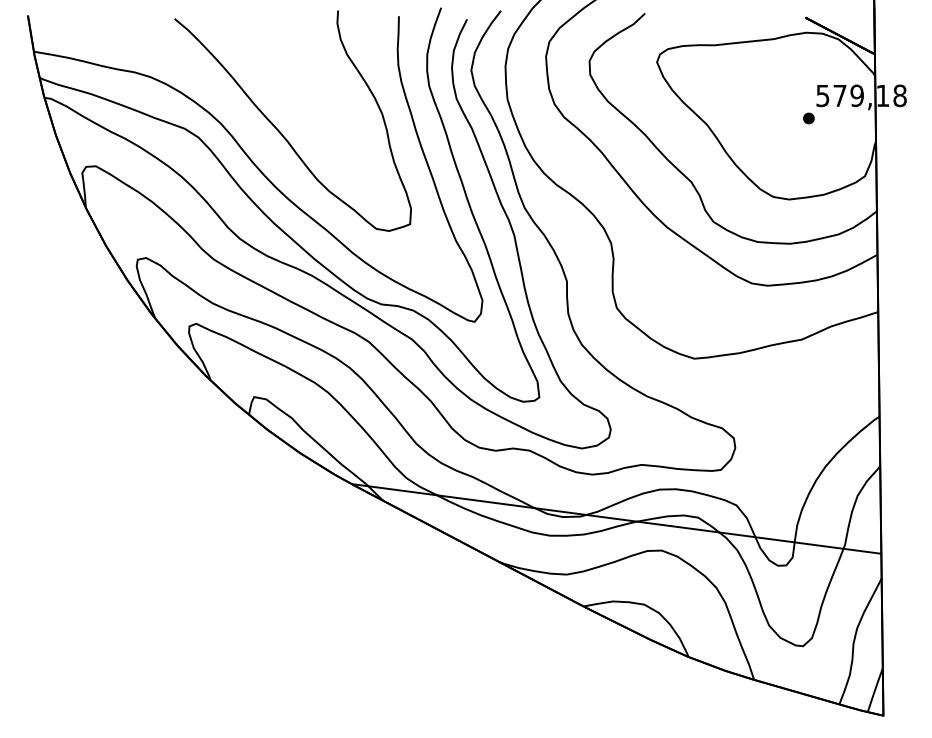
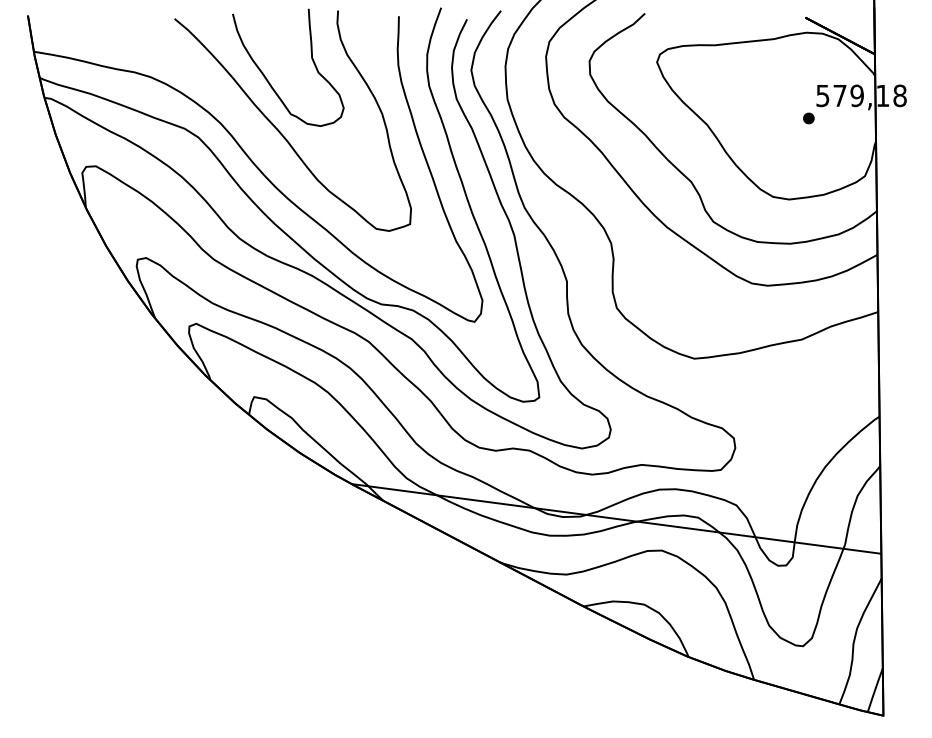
part: none -> present (269, 81)
